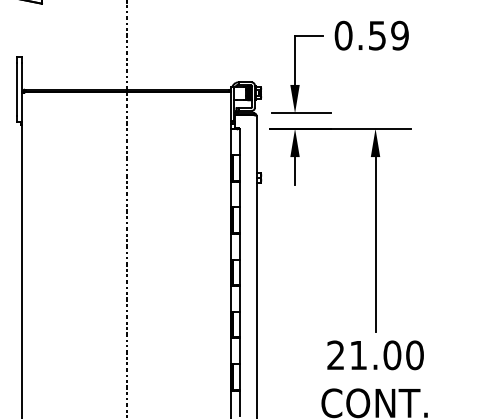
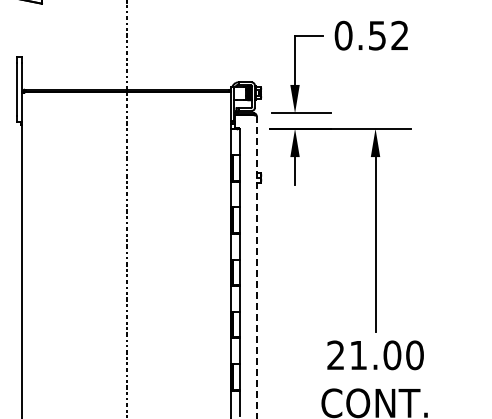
text: 0.59 -> 0.52 (399, 35)
line: solid -> dashed (256, 267)
